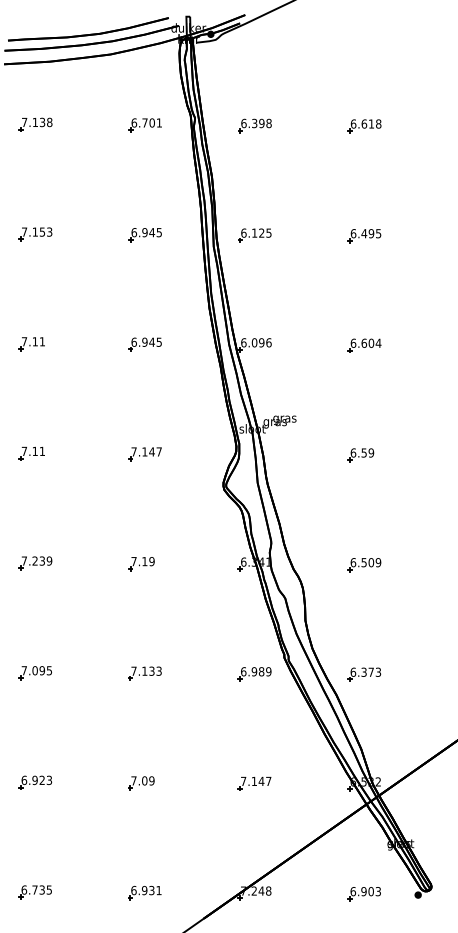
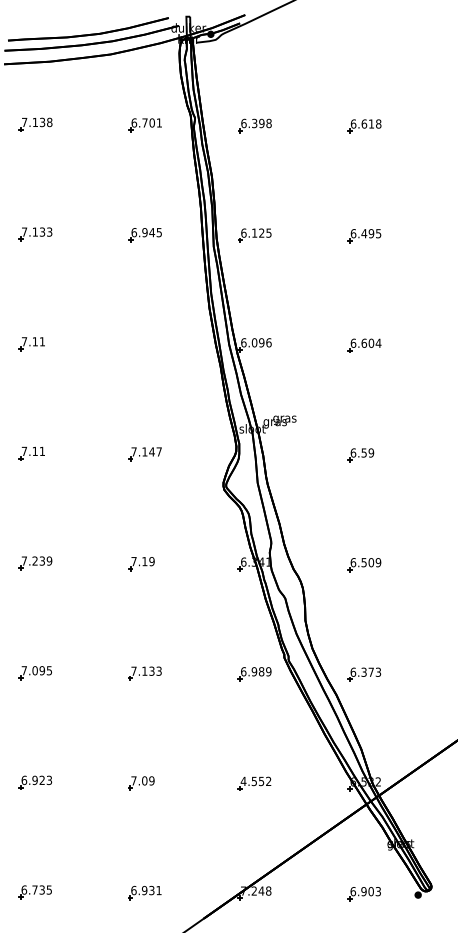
text: 7.153 -> 7.133 (42, 231)
part: present -> none (144, 344)
text: 7.147 -> 4.552 (255, 781)
